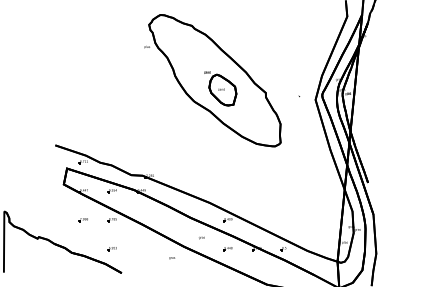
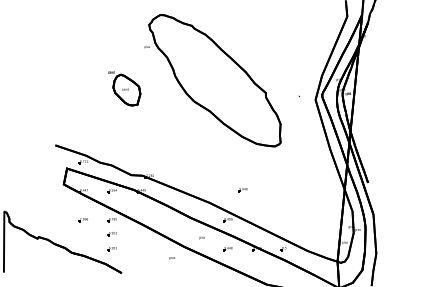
part position: (220, 88) -> (124, 88) (124, 88)
part: none -> present (242, 190)
part: none -> present (111, 234)
